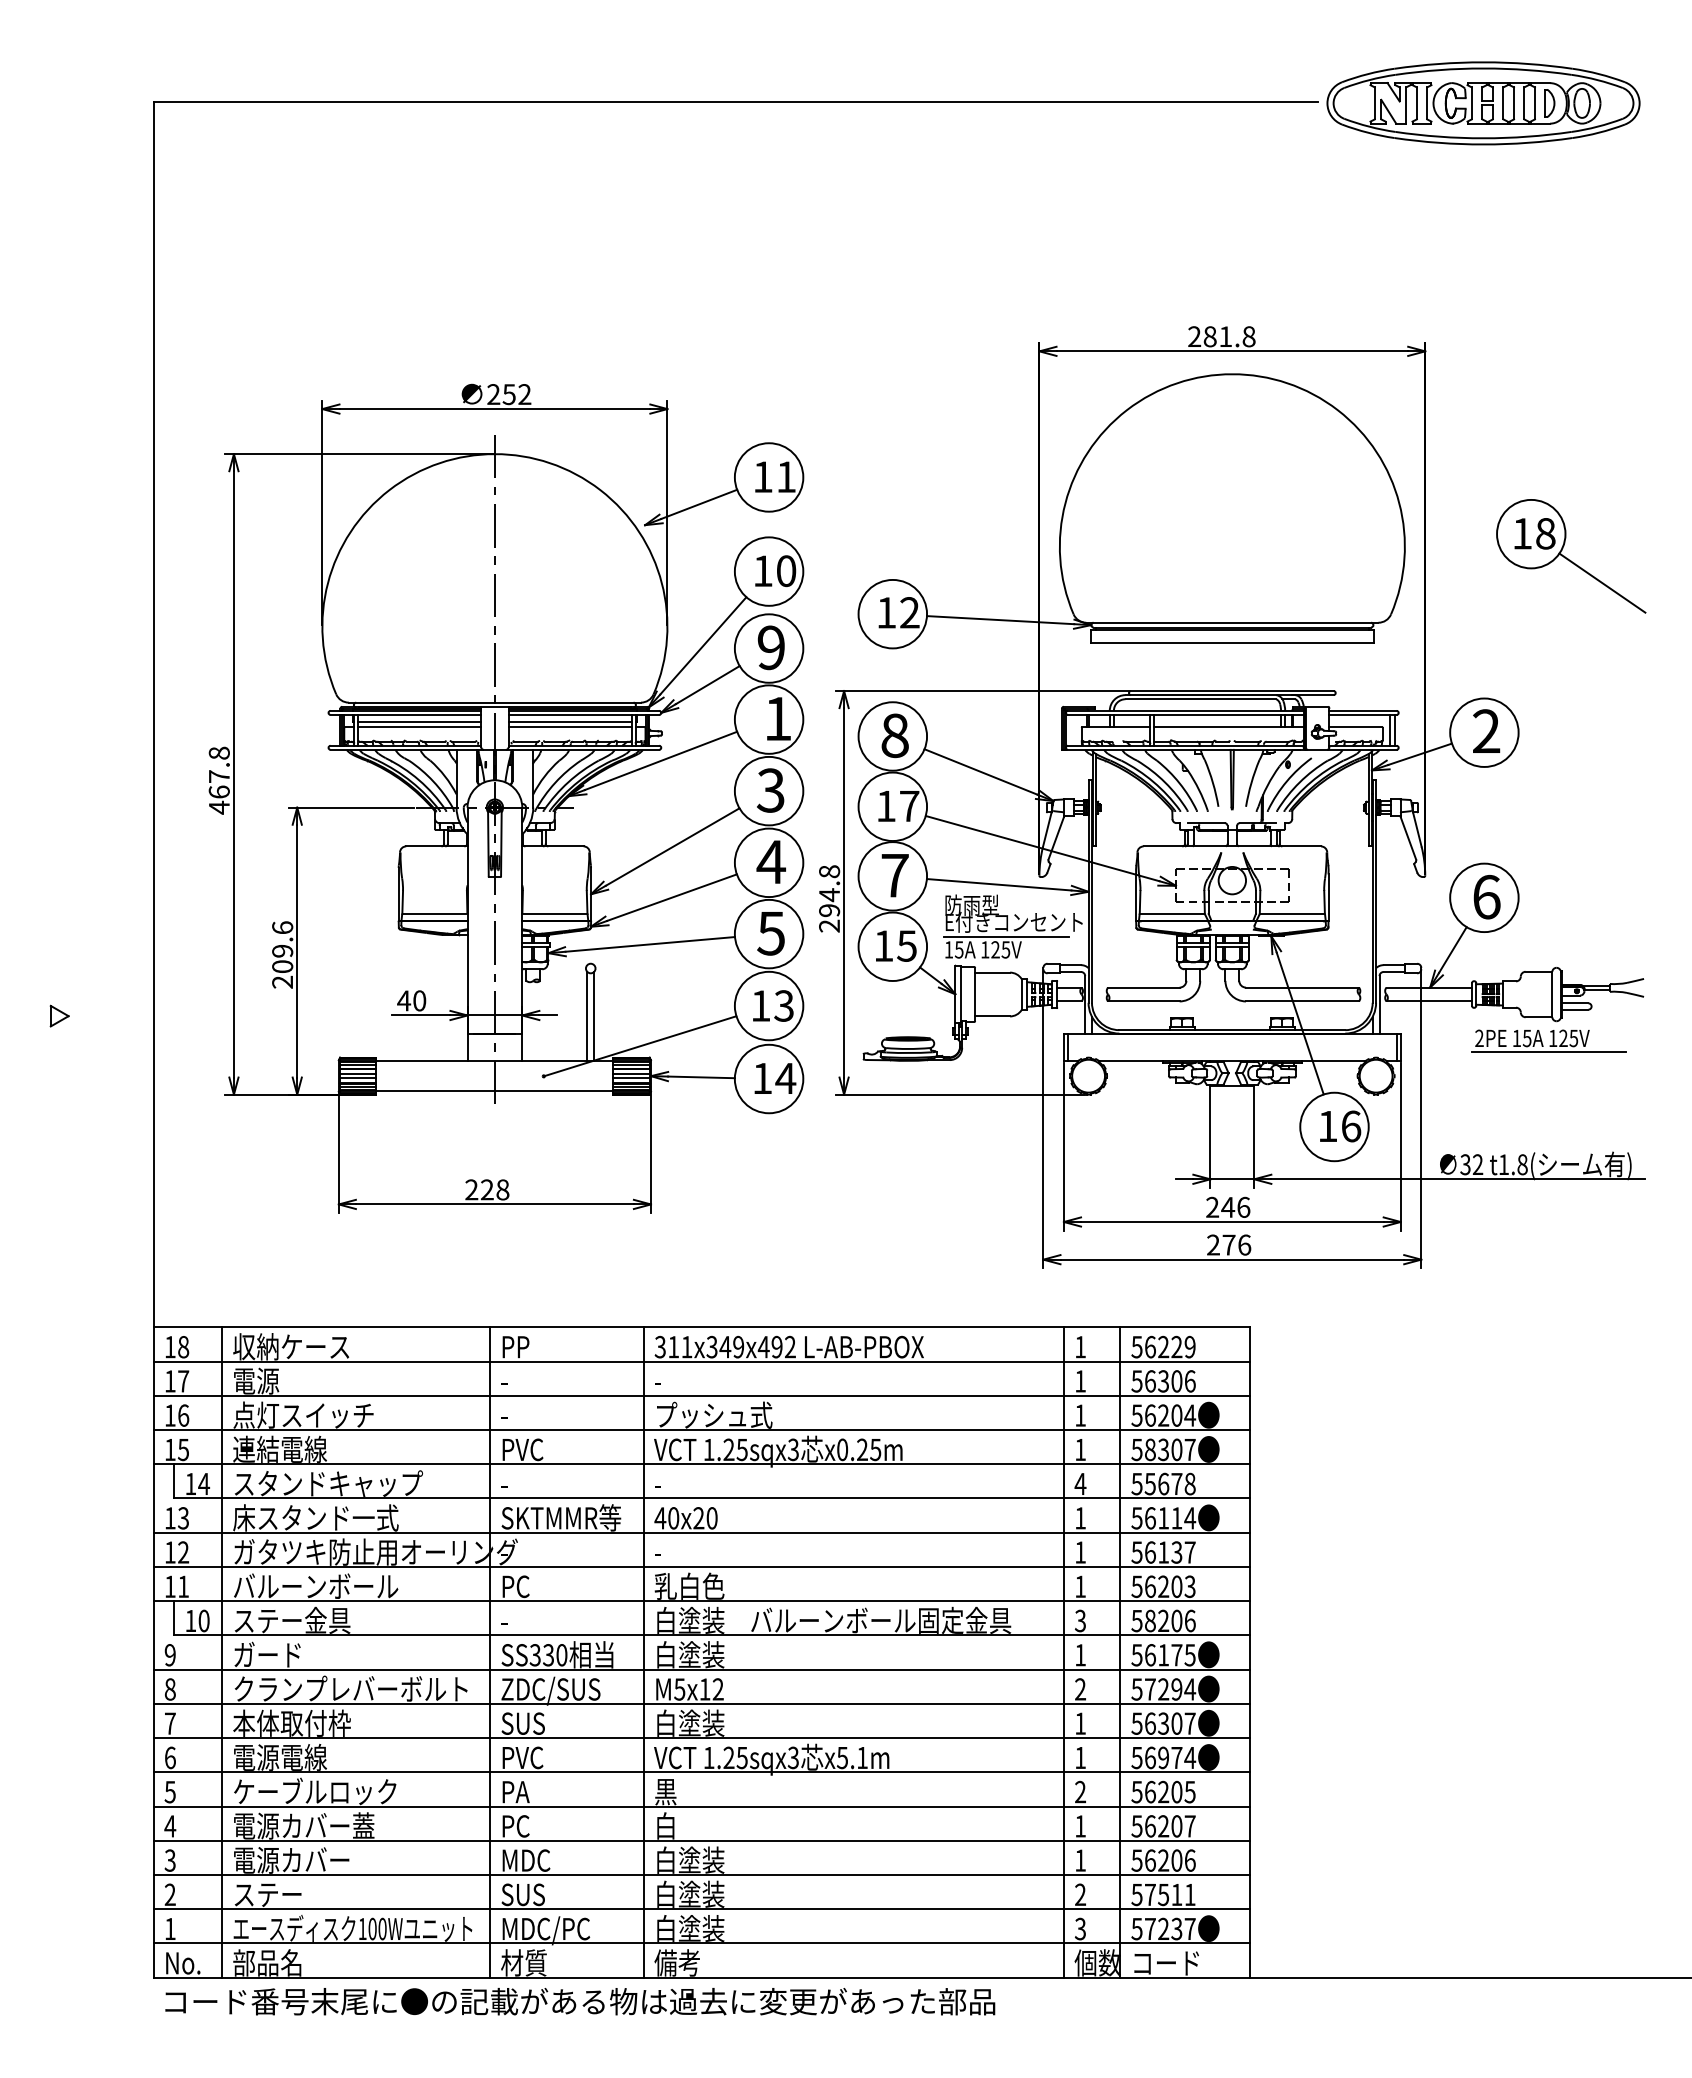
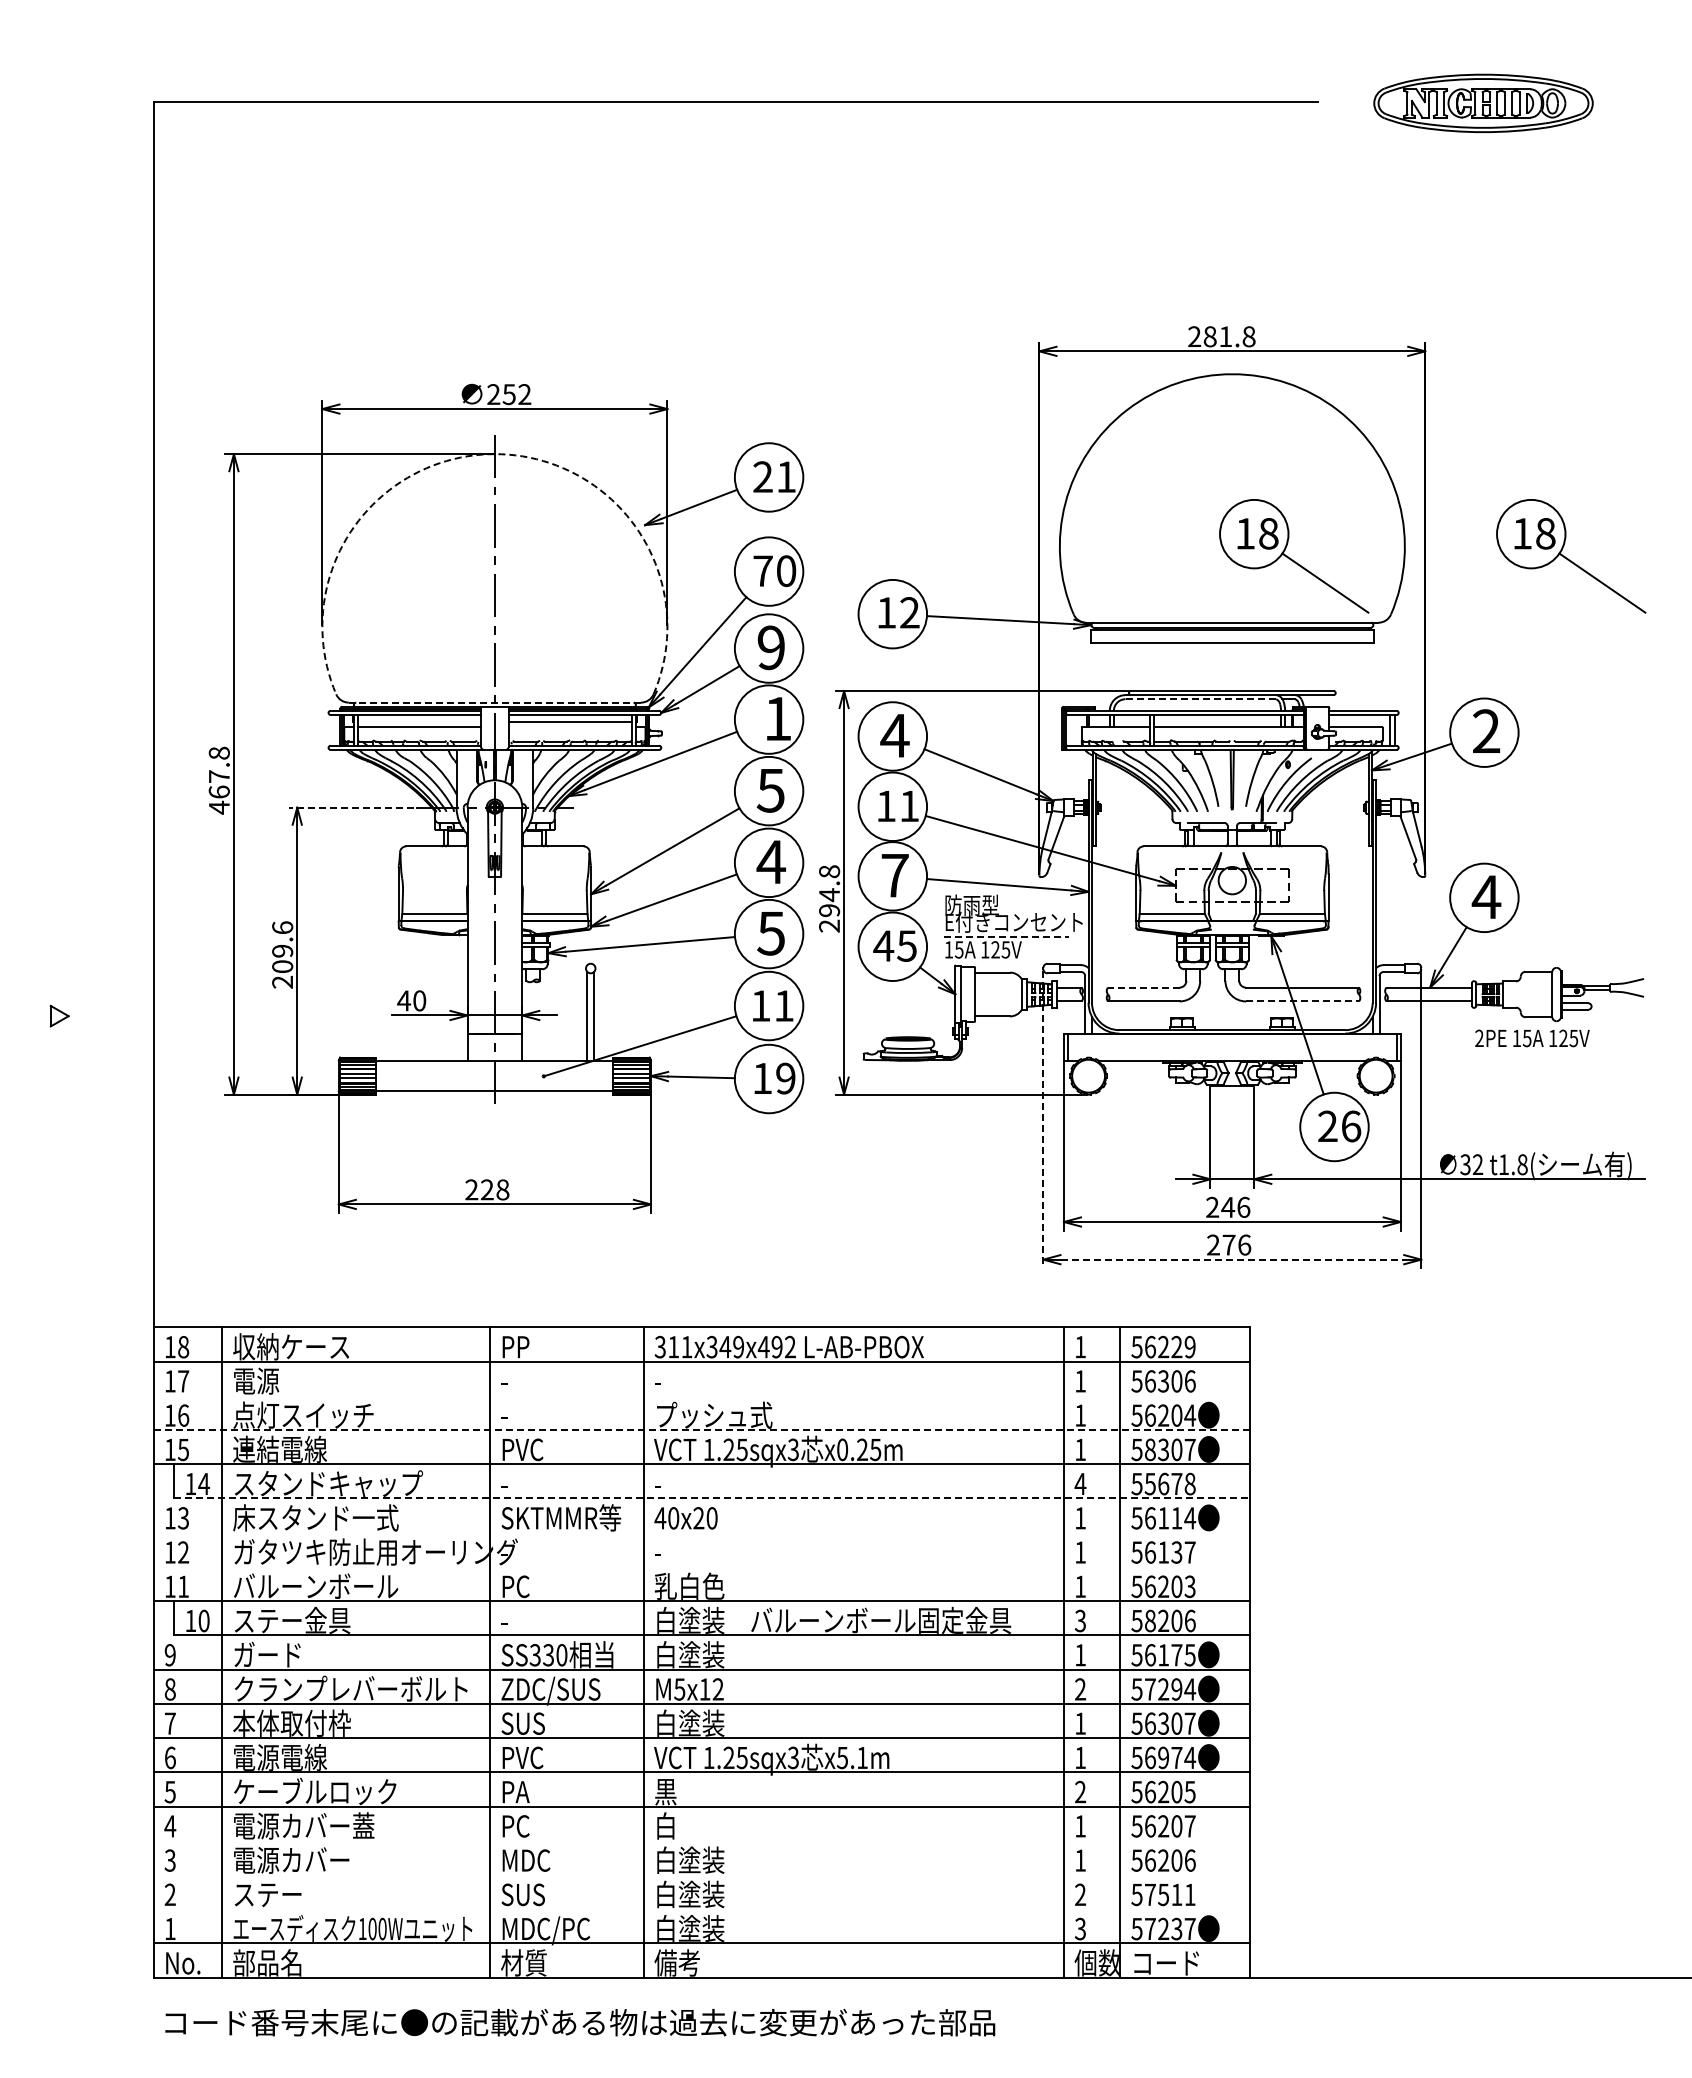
part size: 315x85 px -> 221x60 px (1483, 102)
arc: solid -> dashed (494, 454)
text: 11 -> 21 (762, 476)
part: none -> present (1294, 556)
text: 10 -> 70 (762, 570)
line: solid -> dashed (1201, 699)
line: solid -> dashed (494, 702)
line: present -> none (419, 722)
line: present -> none (569, 727)
text: 8 -> 4 (894, 735)
text: 3 -> 5 (770, 790)
text: 17 -> 11 (909, 806)
line: solid -> dashed (351, 807)
text: 6 -> 4 (1486, 896)
line: solid -> dashed (1006, 937)
text: 15 -> 45 (883, 945)
line: solid -> dashed (1143, 987)
line: solid -> dashed (1303, 1001)
text: 13 -> 11 (783, 1005)
line: present -> none (1548, 1051)
text: 14 -> 19 (785, 1078)
line: solid -> dashed (1043, 1119)
text: 16 -> 26 (1327, 1125)
line: solid -> dashed (1232, 1259)
line: present -> none (701, 1395)
line: solid -> dashed (702, 1430)
line: solid -> dashed (712, 1498)
line: present -> none (701, 1532)
line: present -> none (701, 1566)
line: present -> none (701, 1840)
line: present -> none (701, 1875)
line: present -> none (701, 1909)
text position: (580, 2001) -> (580, 2022) (580, 2022)
